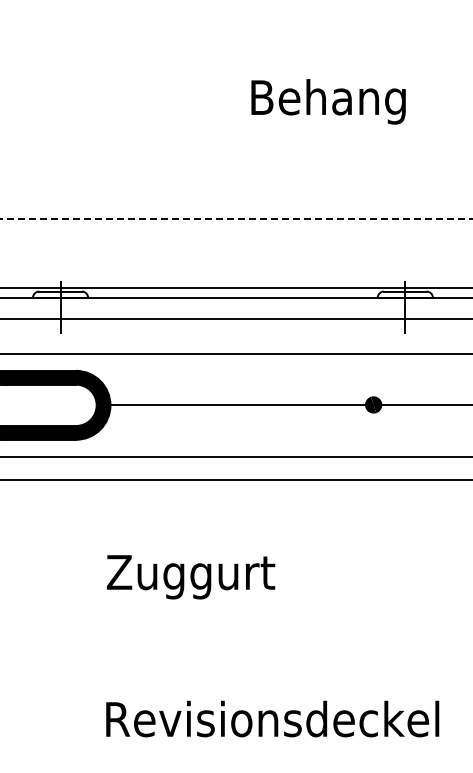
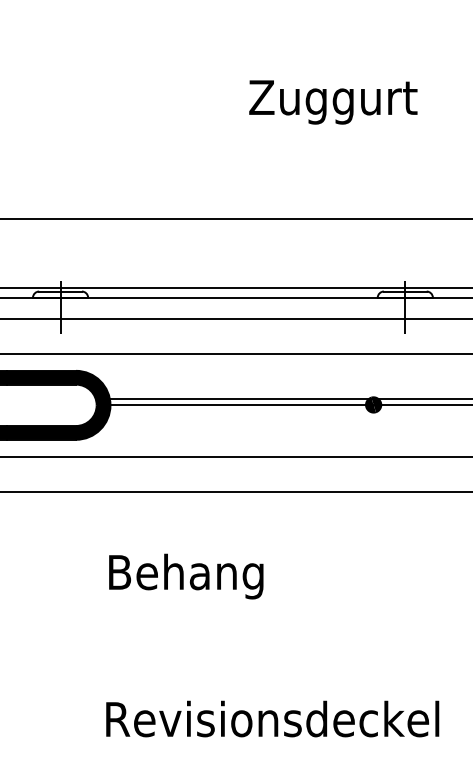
text: Behang -> Zuggurt (333, 101)
line: dashed -> solid (236, 219)
line: none -> present (289, 399)
line position: (235, 479) -> (235, 491) (235, 491)
text: Zuggurt -> Behang (190, 576)
